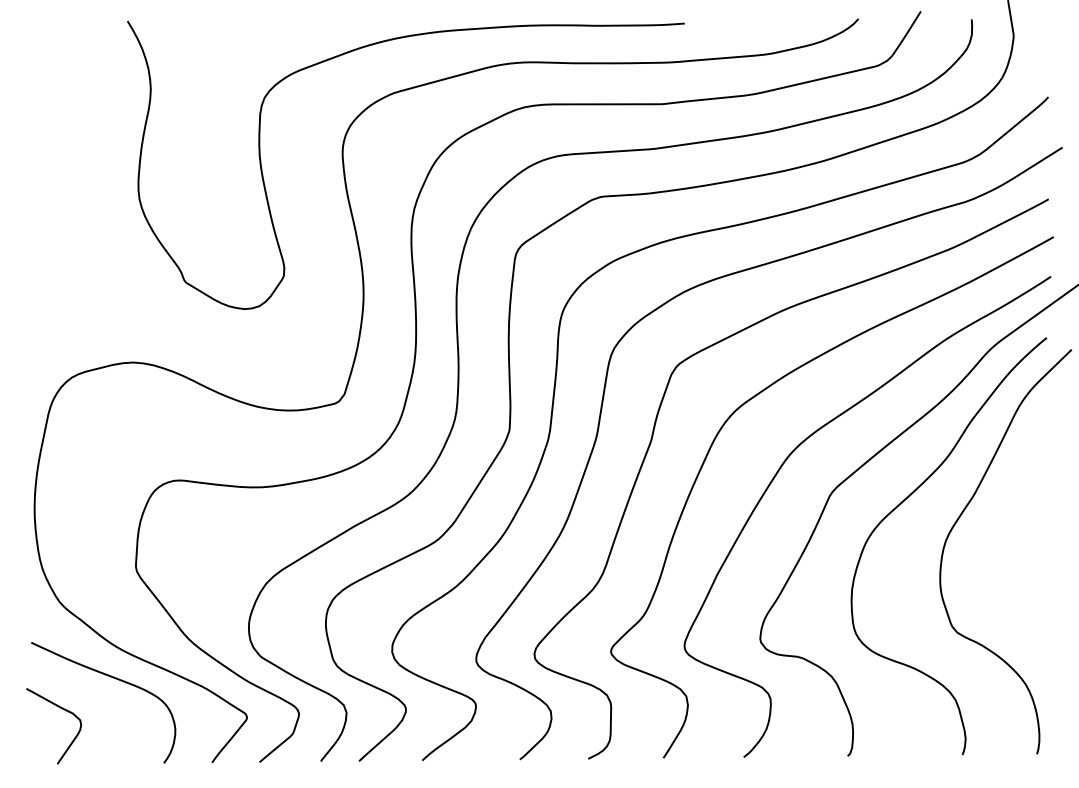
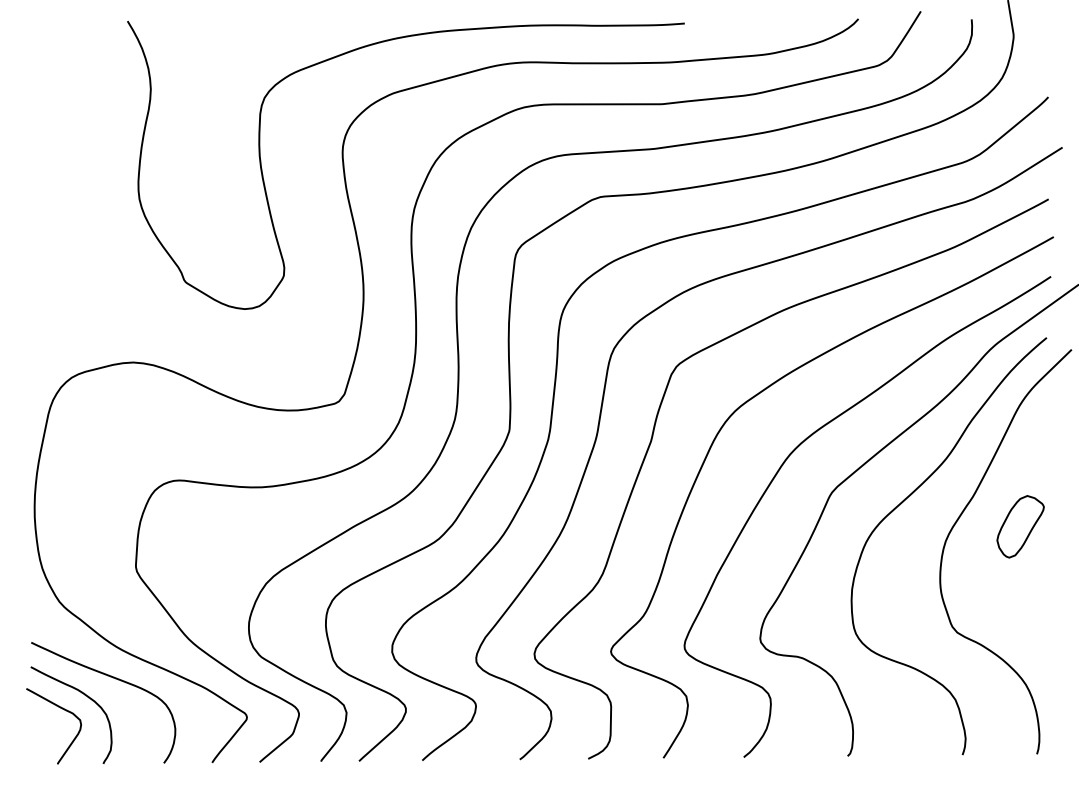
part: none -> present (1020, 526)
curve: none -> present (85, 696)
